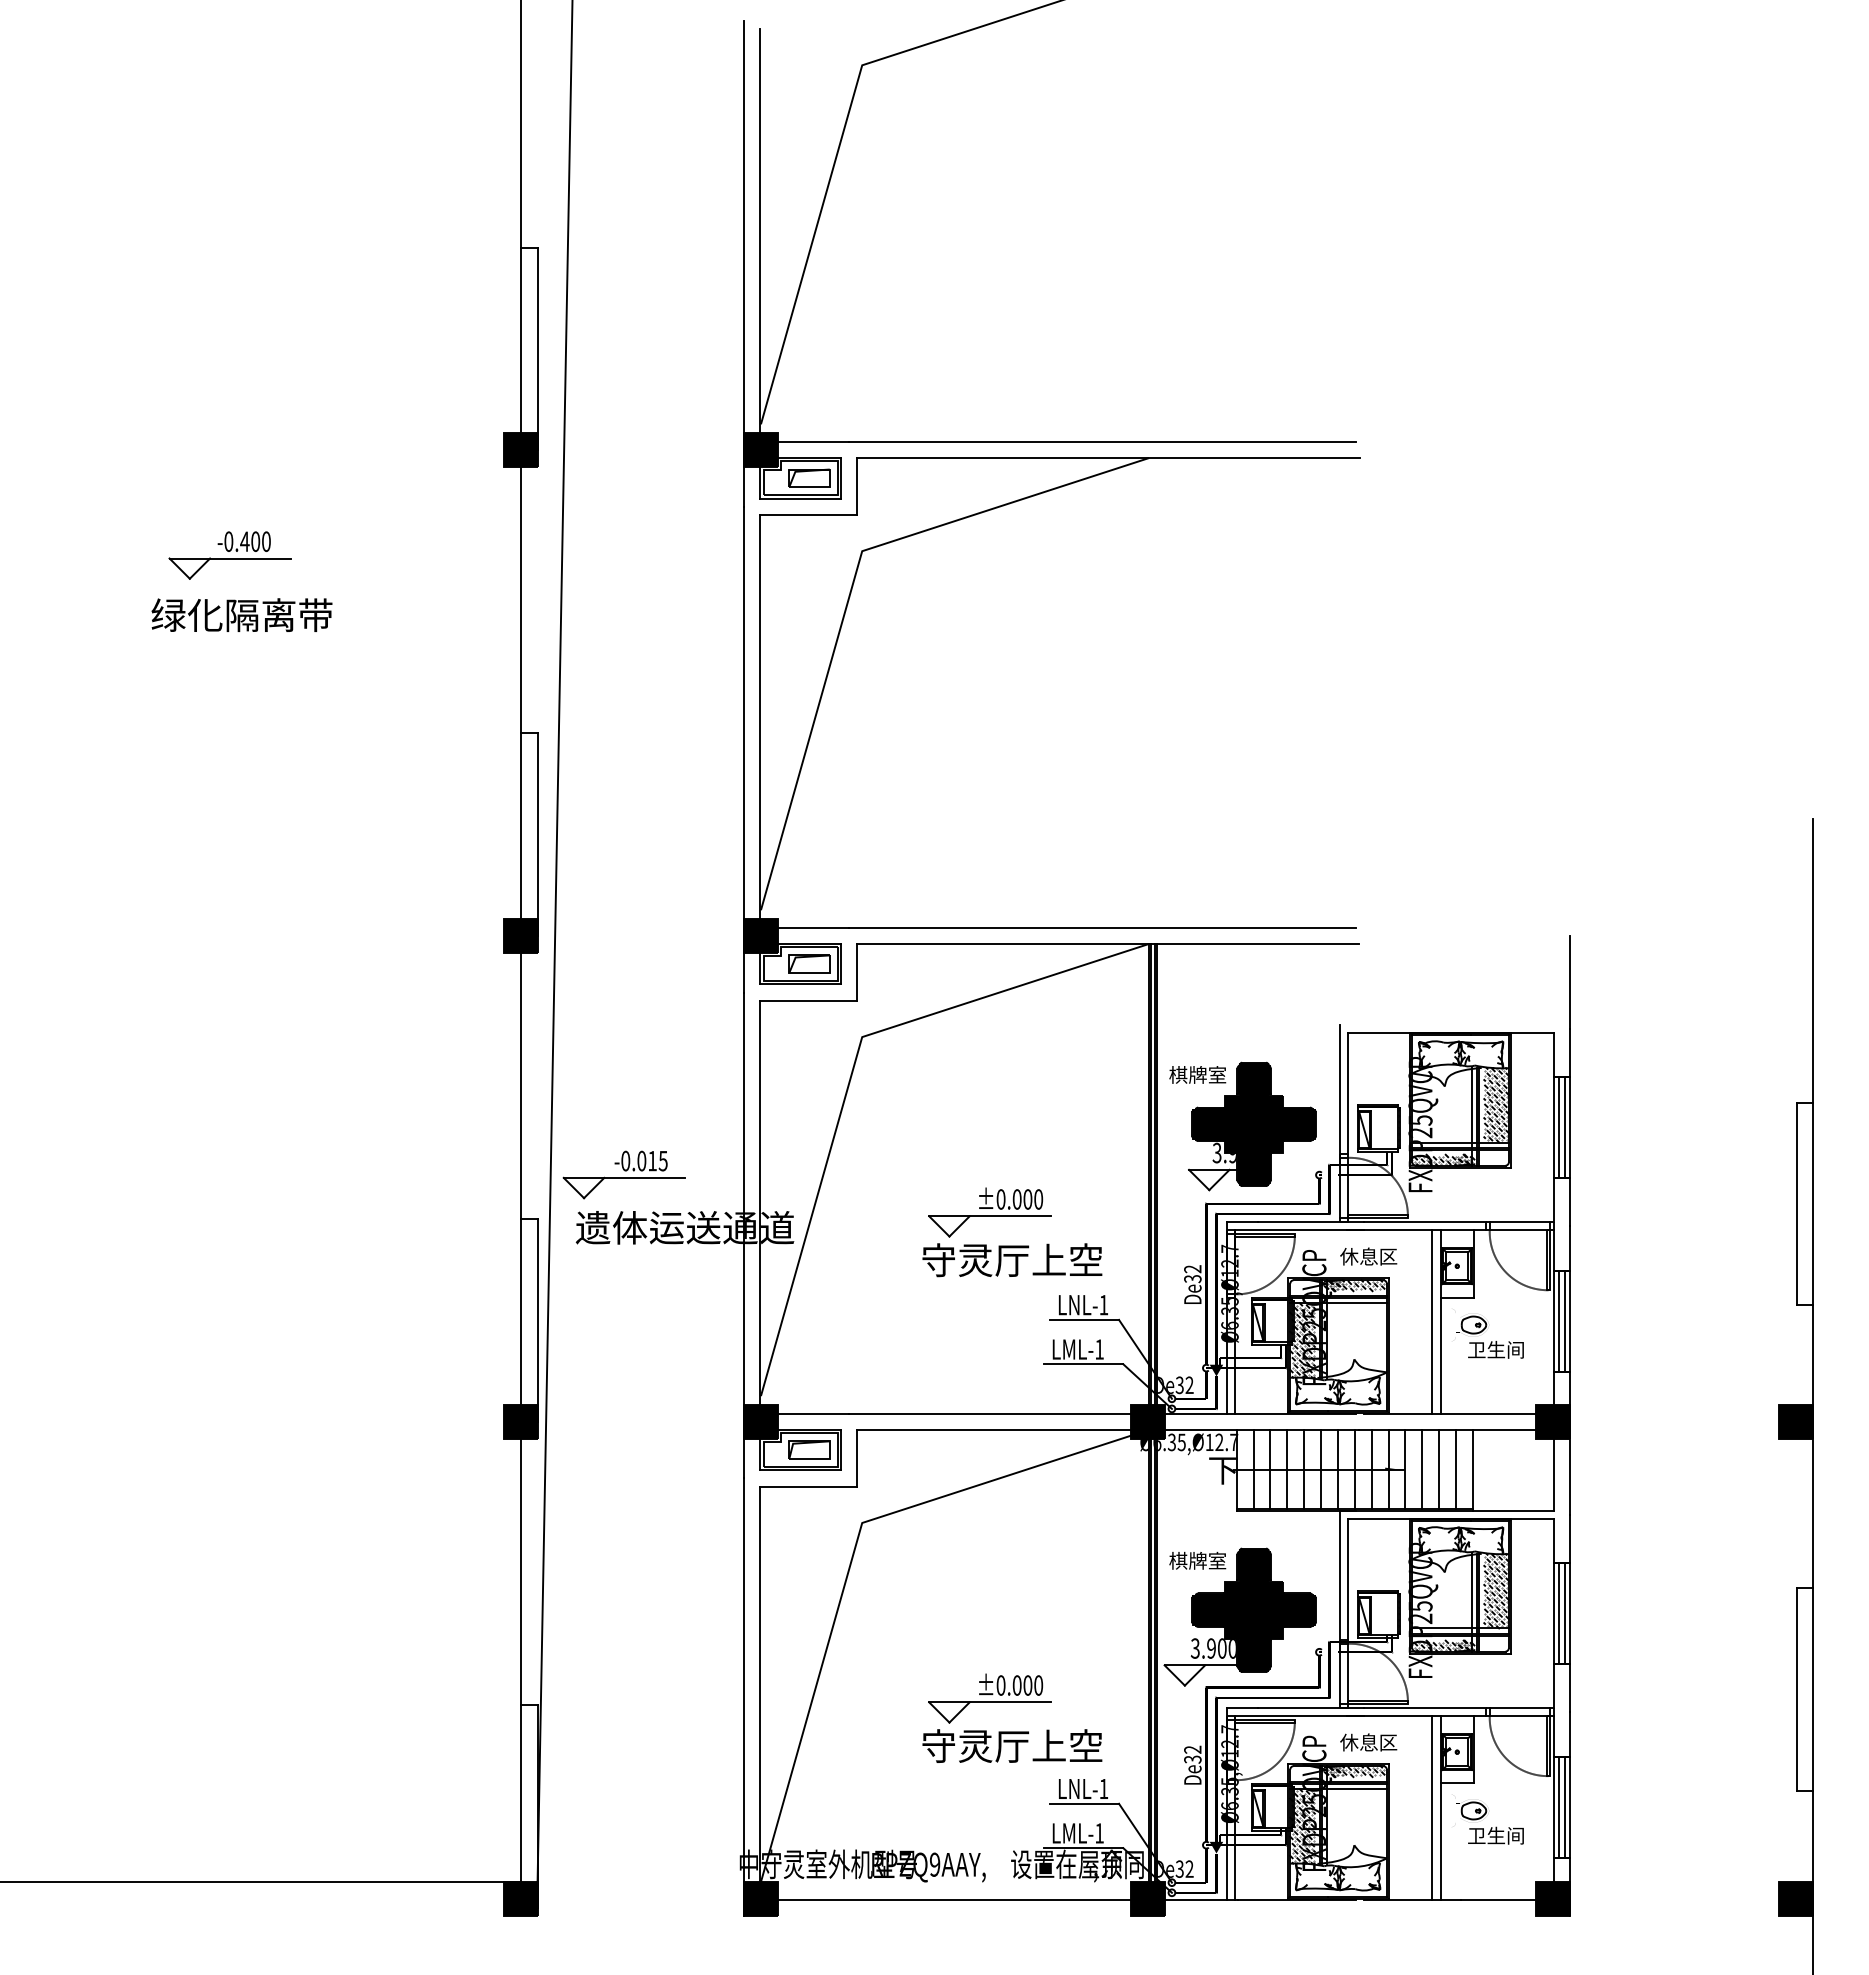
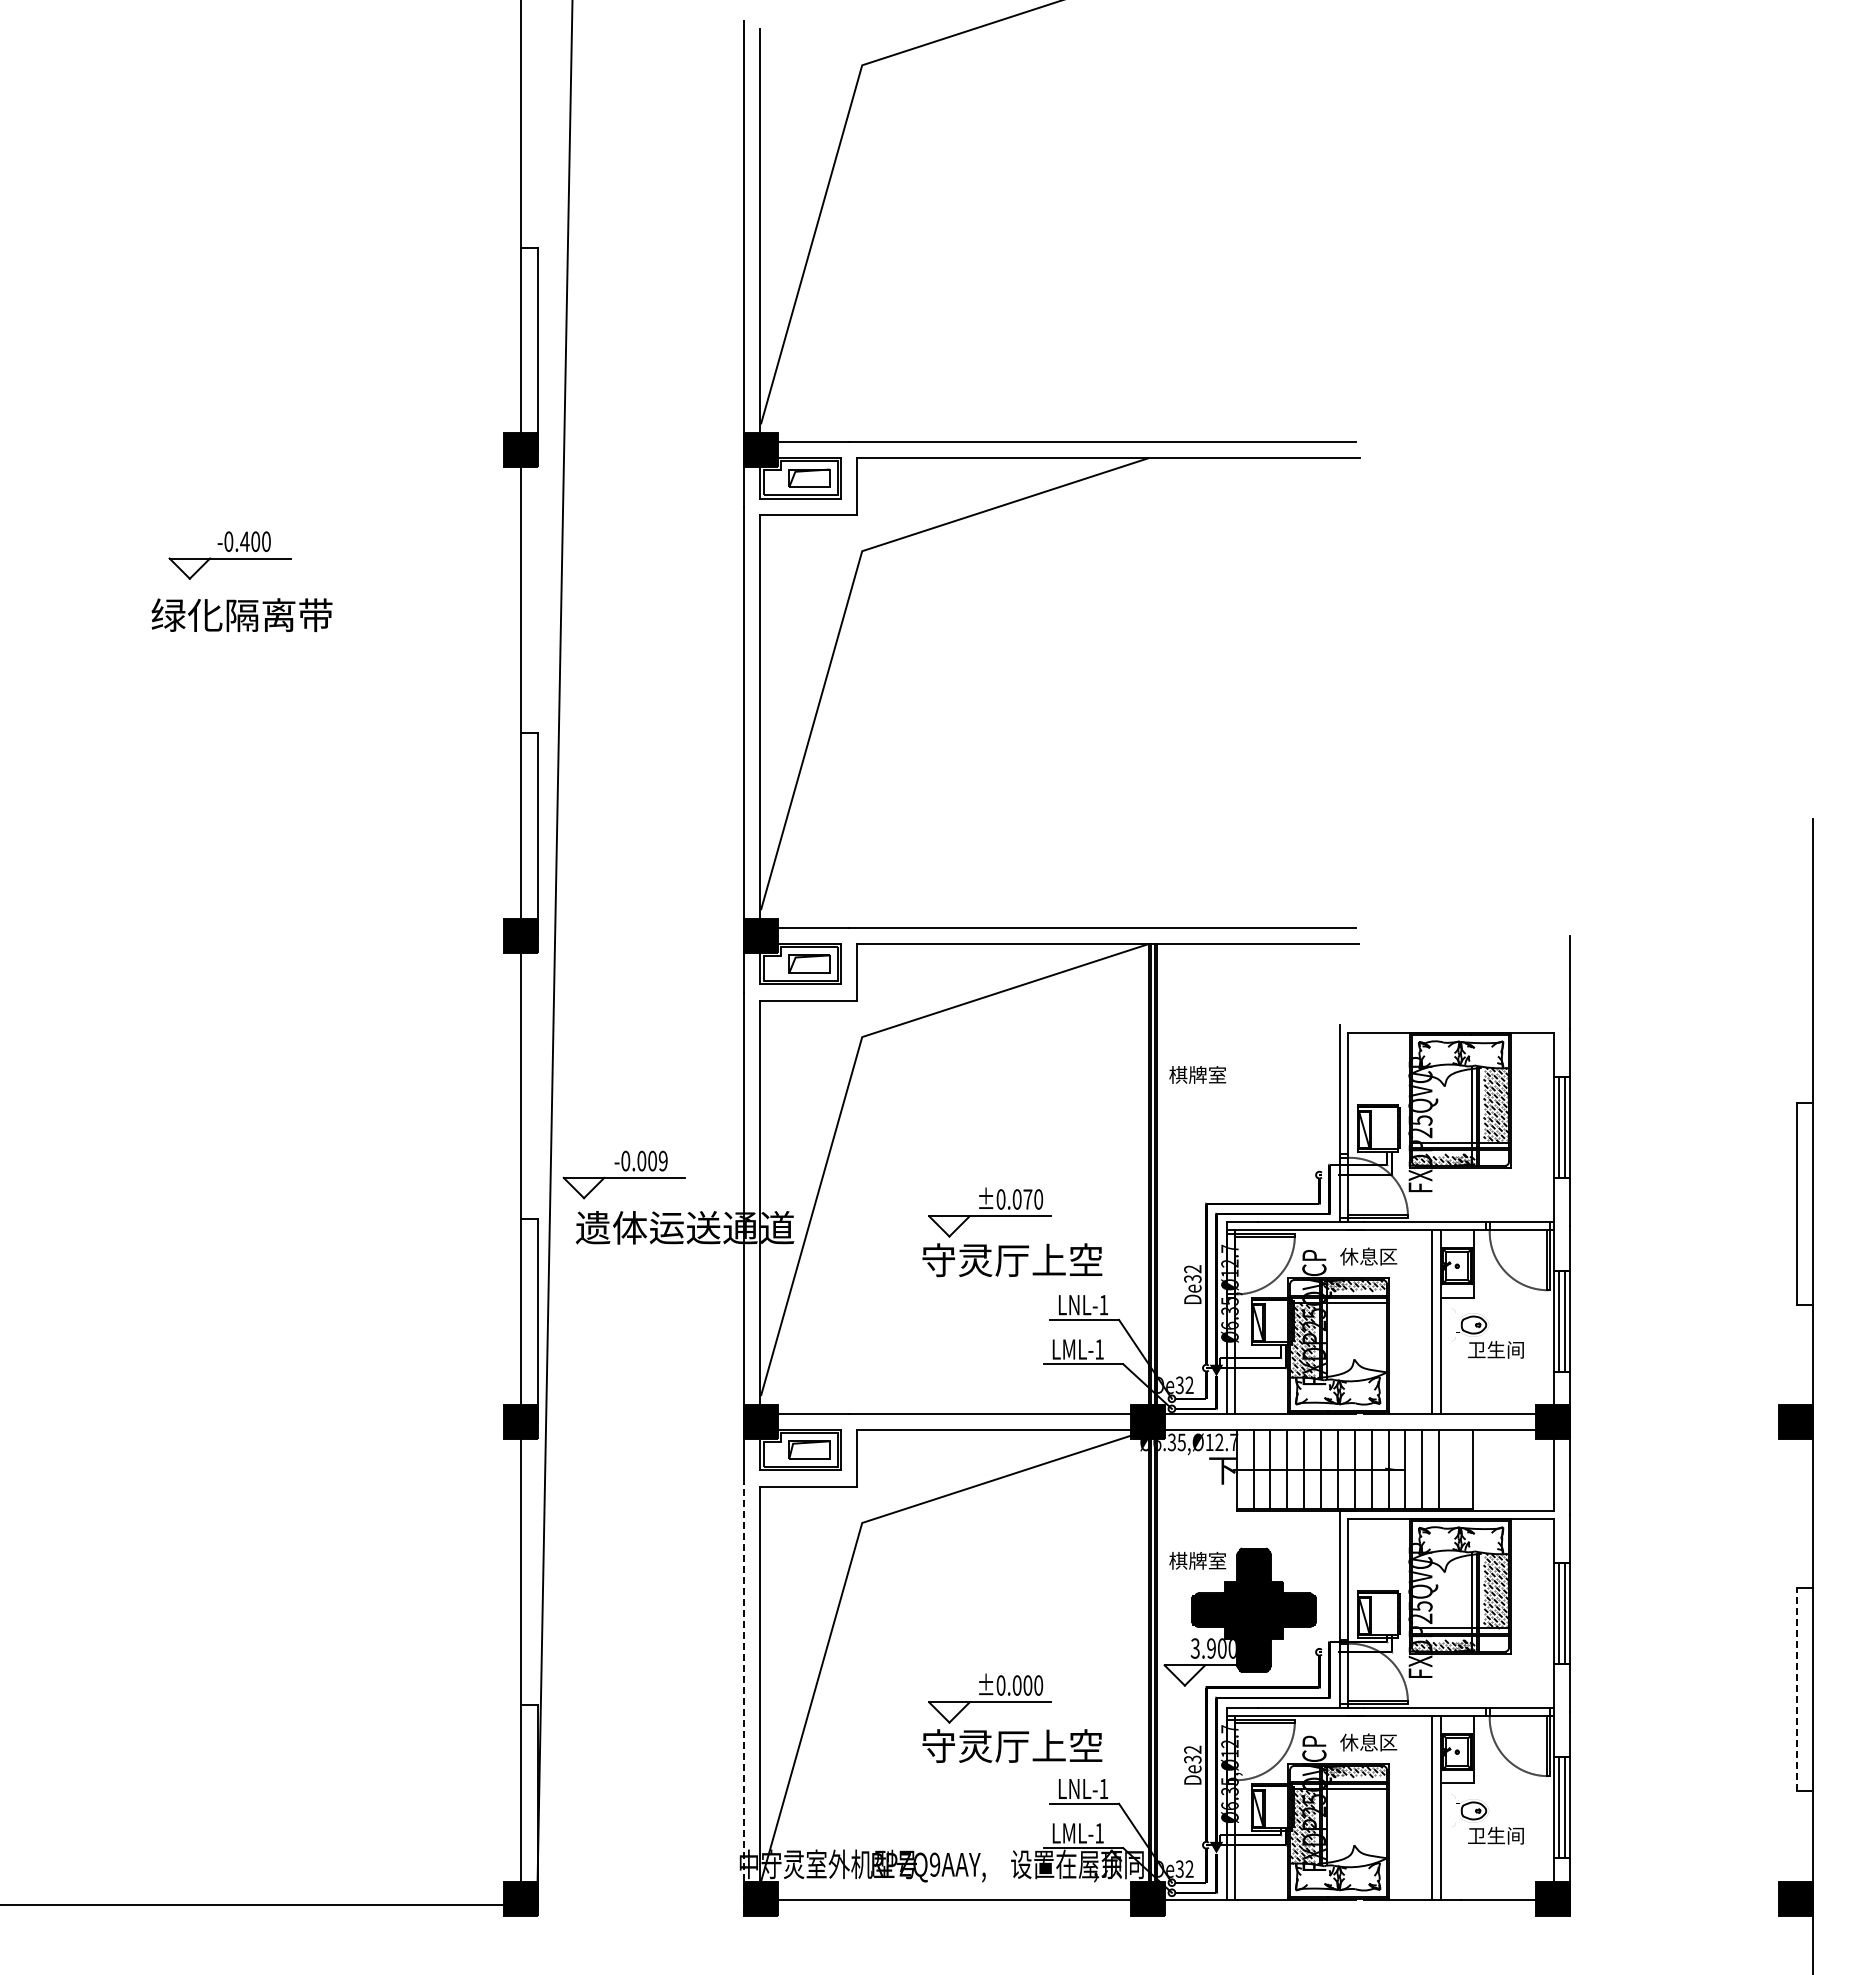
part: present -> none (1252, 1126)
text: -0.015 -> -0.009 (657, 1160)
text: ±0.000 -> ±0.070 (1027, 1199)
line: present -> none (1456, 1468)
line: solid -> dashed (1796, 1689)
line: solid -> dashed (744, 1697)
line position: (261, 1882) -> (261, 1905) (261, 1905)
